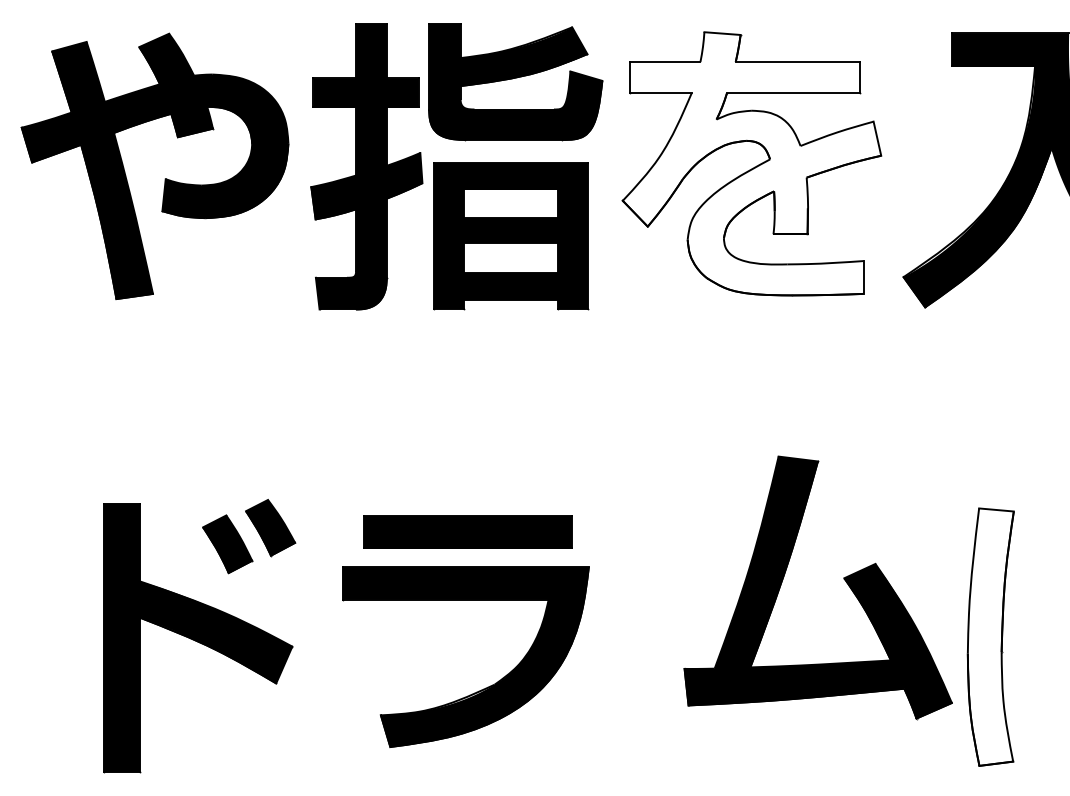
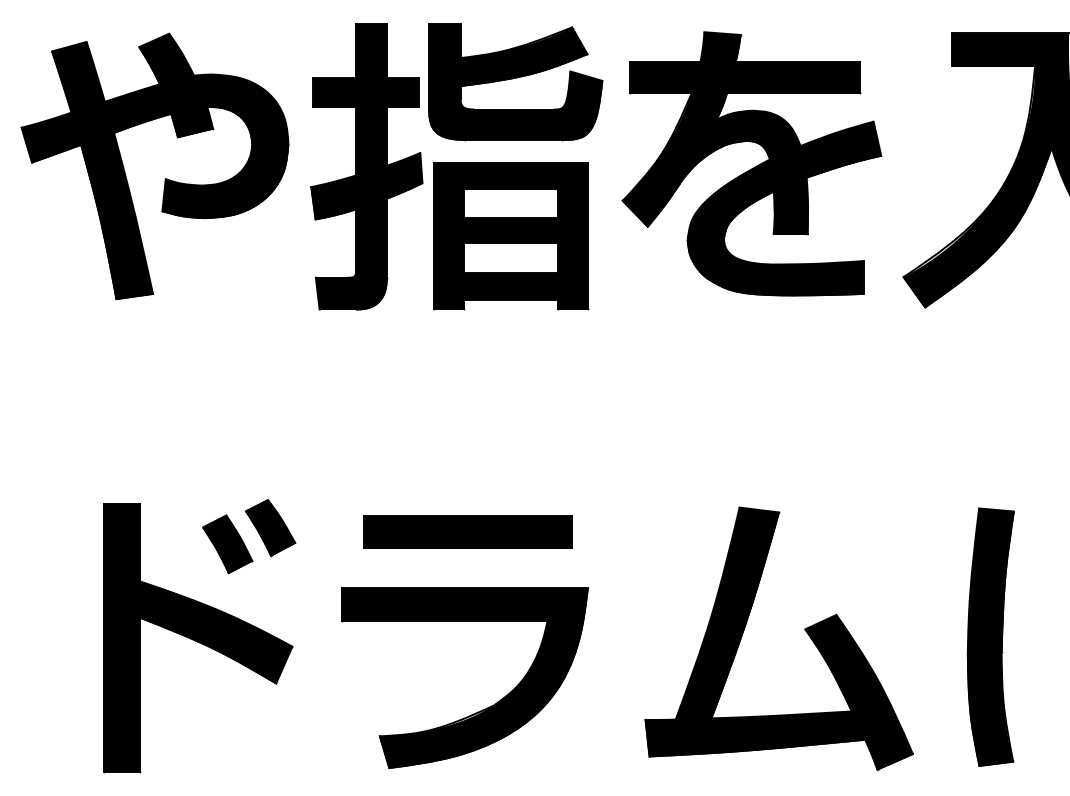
fill: none -> present (751, 163)
part position: (843, 579) -> (804, 630) (804, 630)
fill: none -> present (990, 636)
part position: (481, 689) -> (480, 710) (480, 710)
